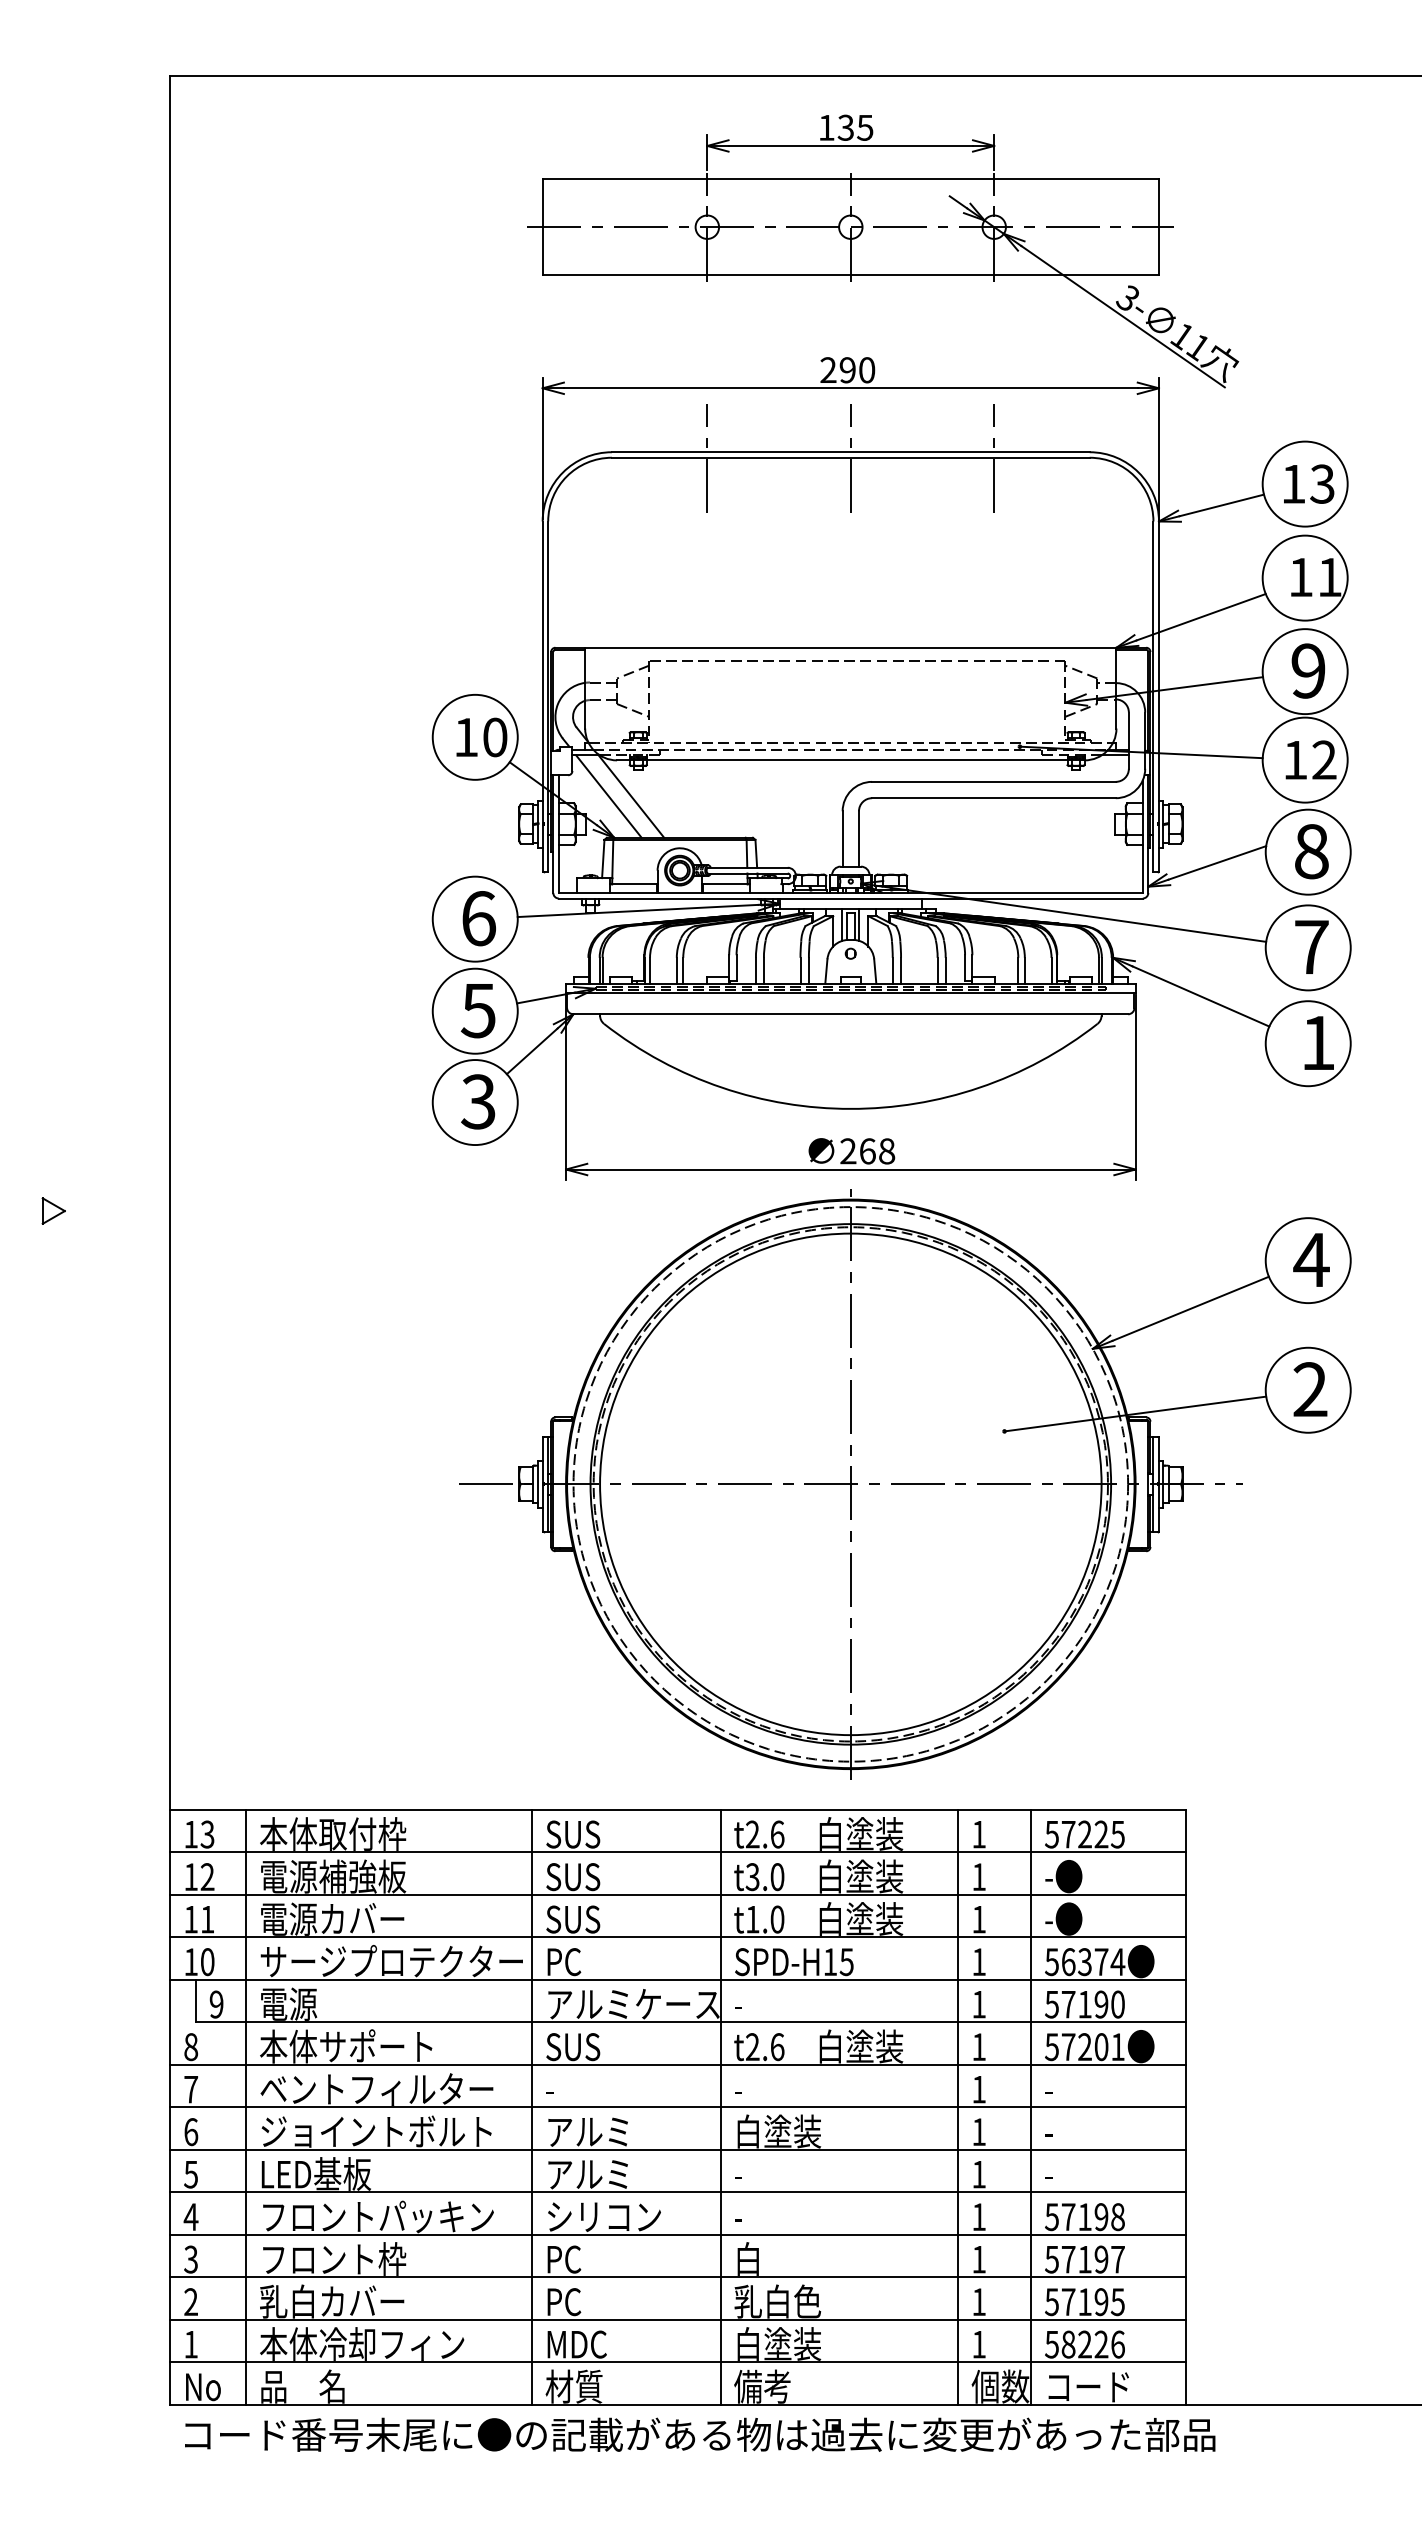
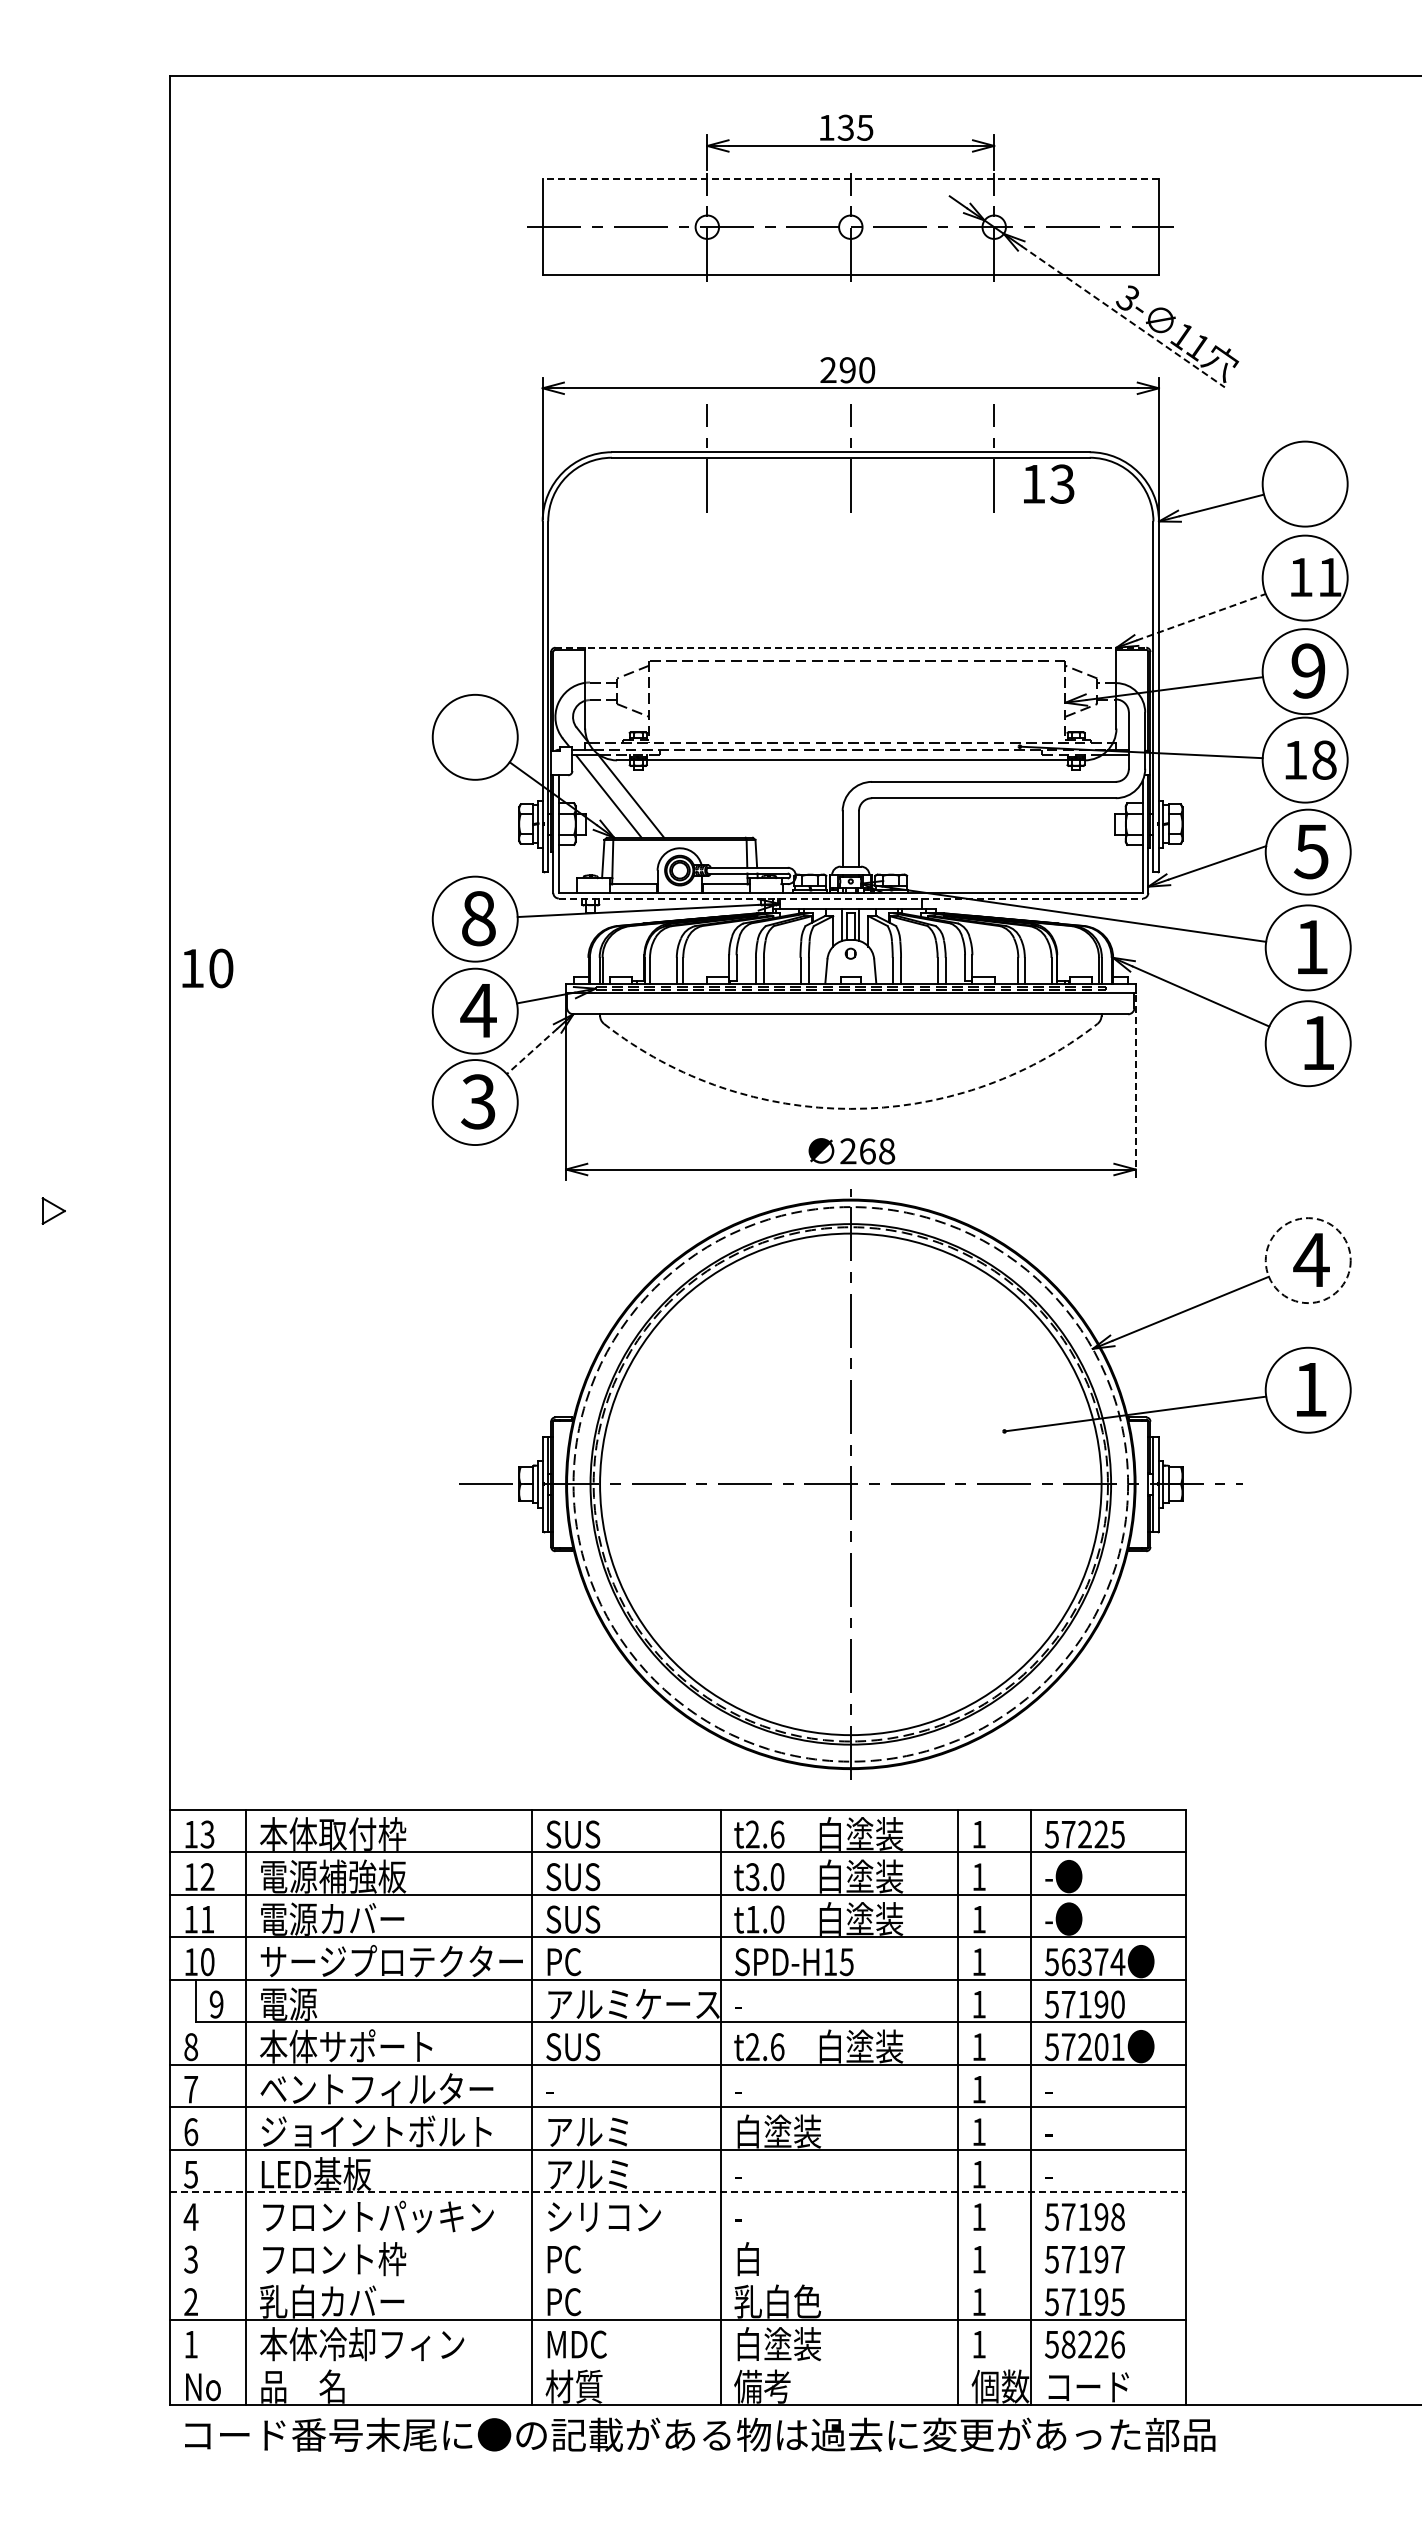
line: solid -> dashed (850, 179)
line: solid -> dashed (1123, 316)
text position: (1309, 483) -> (1049, 483) (1049, 483)
line: solid -> dashed (1201, 617)
line: solid -> dashed (851, 647)
text position: (481, 737) -> (207, 968) (207, 968)
text: 12 -> 18 (1324, 759)
text: 8 -> 5 (1310, 851)
line: solid -> dashed (850, 898)
text: 6 -> 8 (479, 918)
text: 7 -> 1 (1311, 946)
text: 5 -> 4 (478, 1011)
line: solid -> dashed (531, 1051)
line: solid -> dashed (1135, 1088)
arc: solid -> dashed (850, 1108)
circle: solid -> dashed (1307, 1260)
text: 2 -> 1 (1310, 1389)
line: solid -> dashed (678, 2192)
line: present -> none (677, 2234)
line: present -> none (677, 2277)
line: present -> none (677, 2362)
